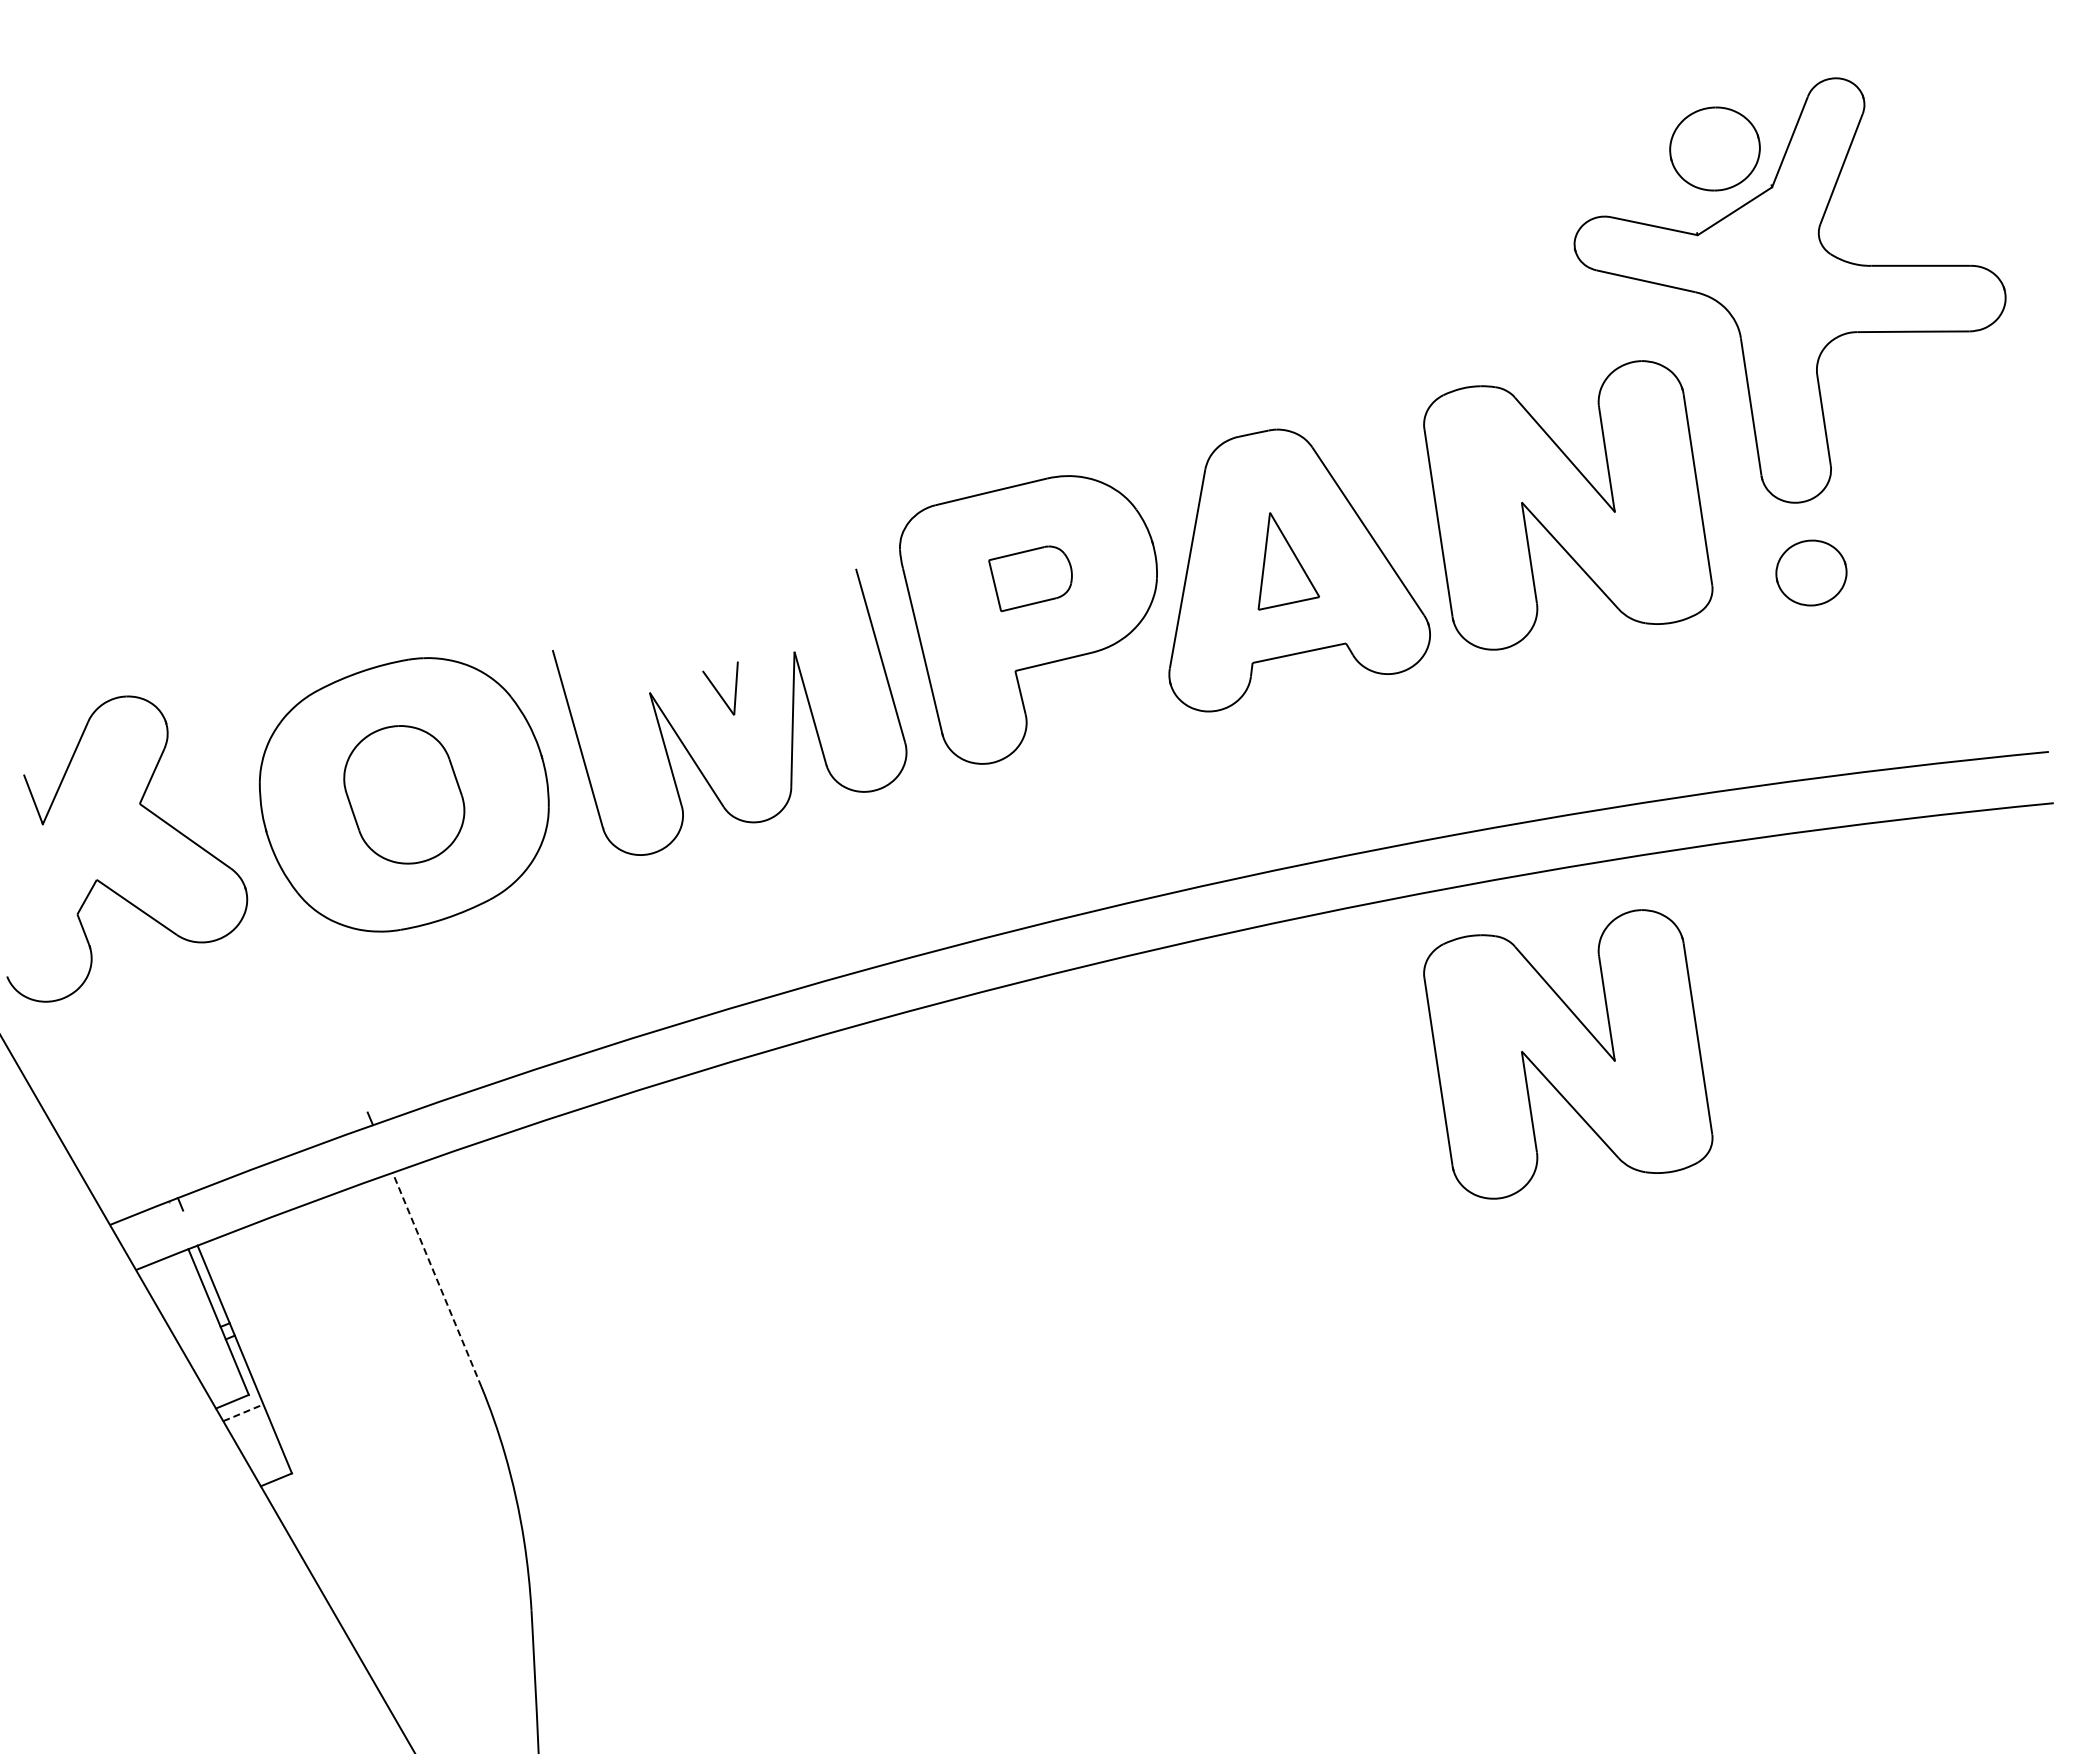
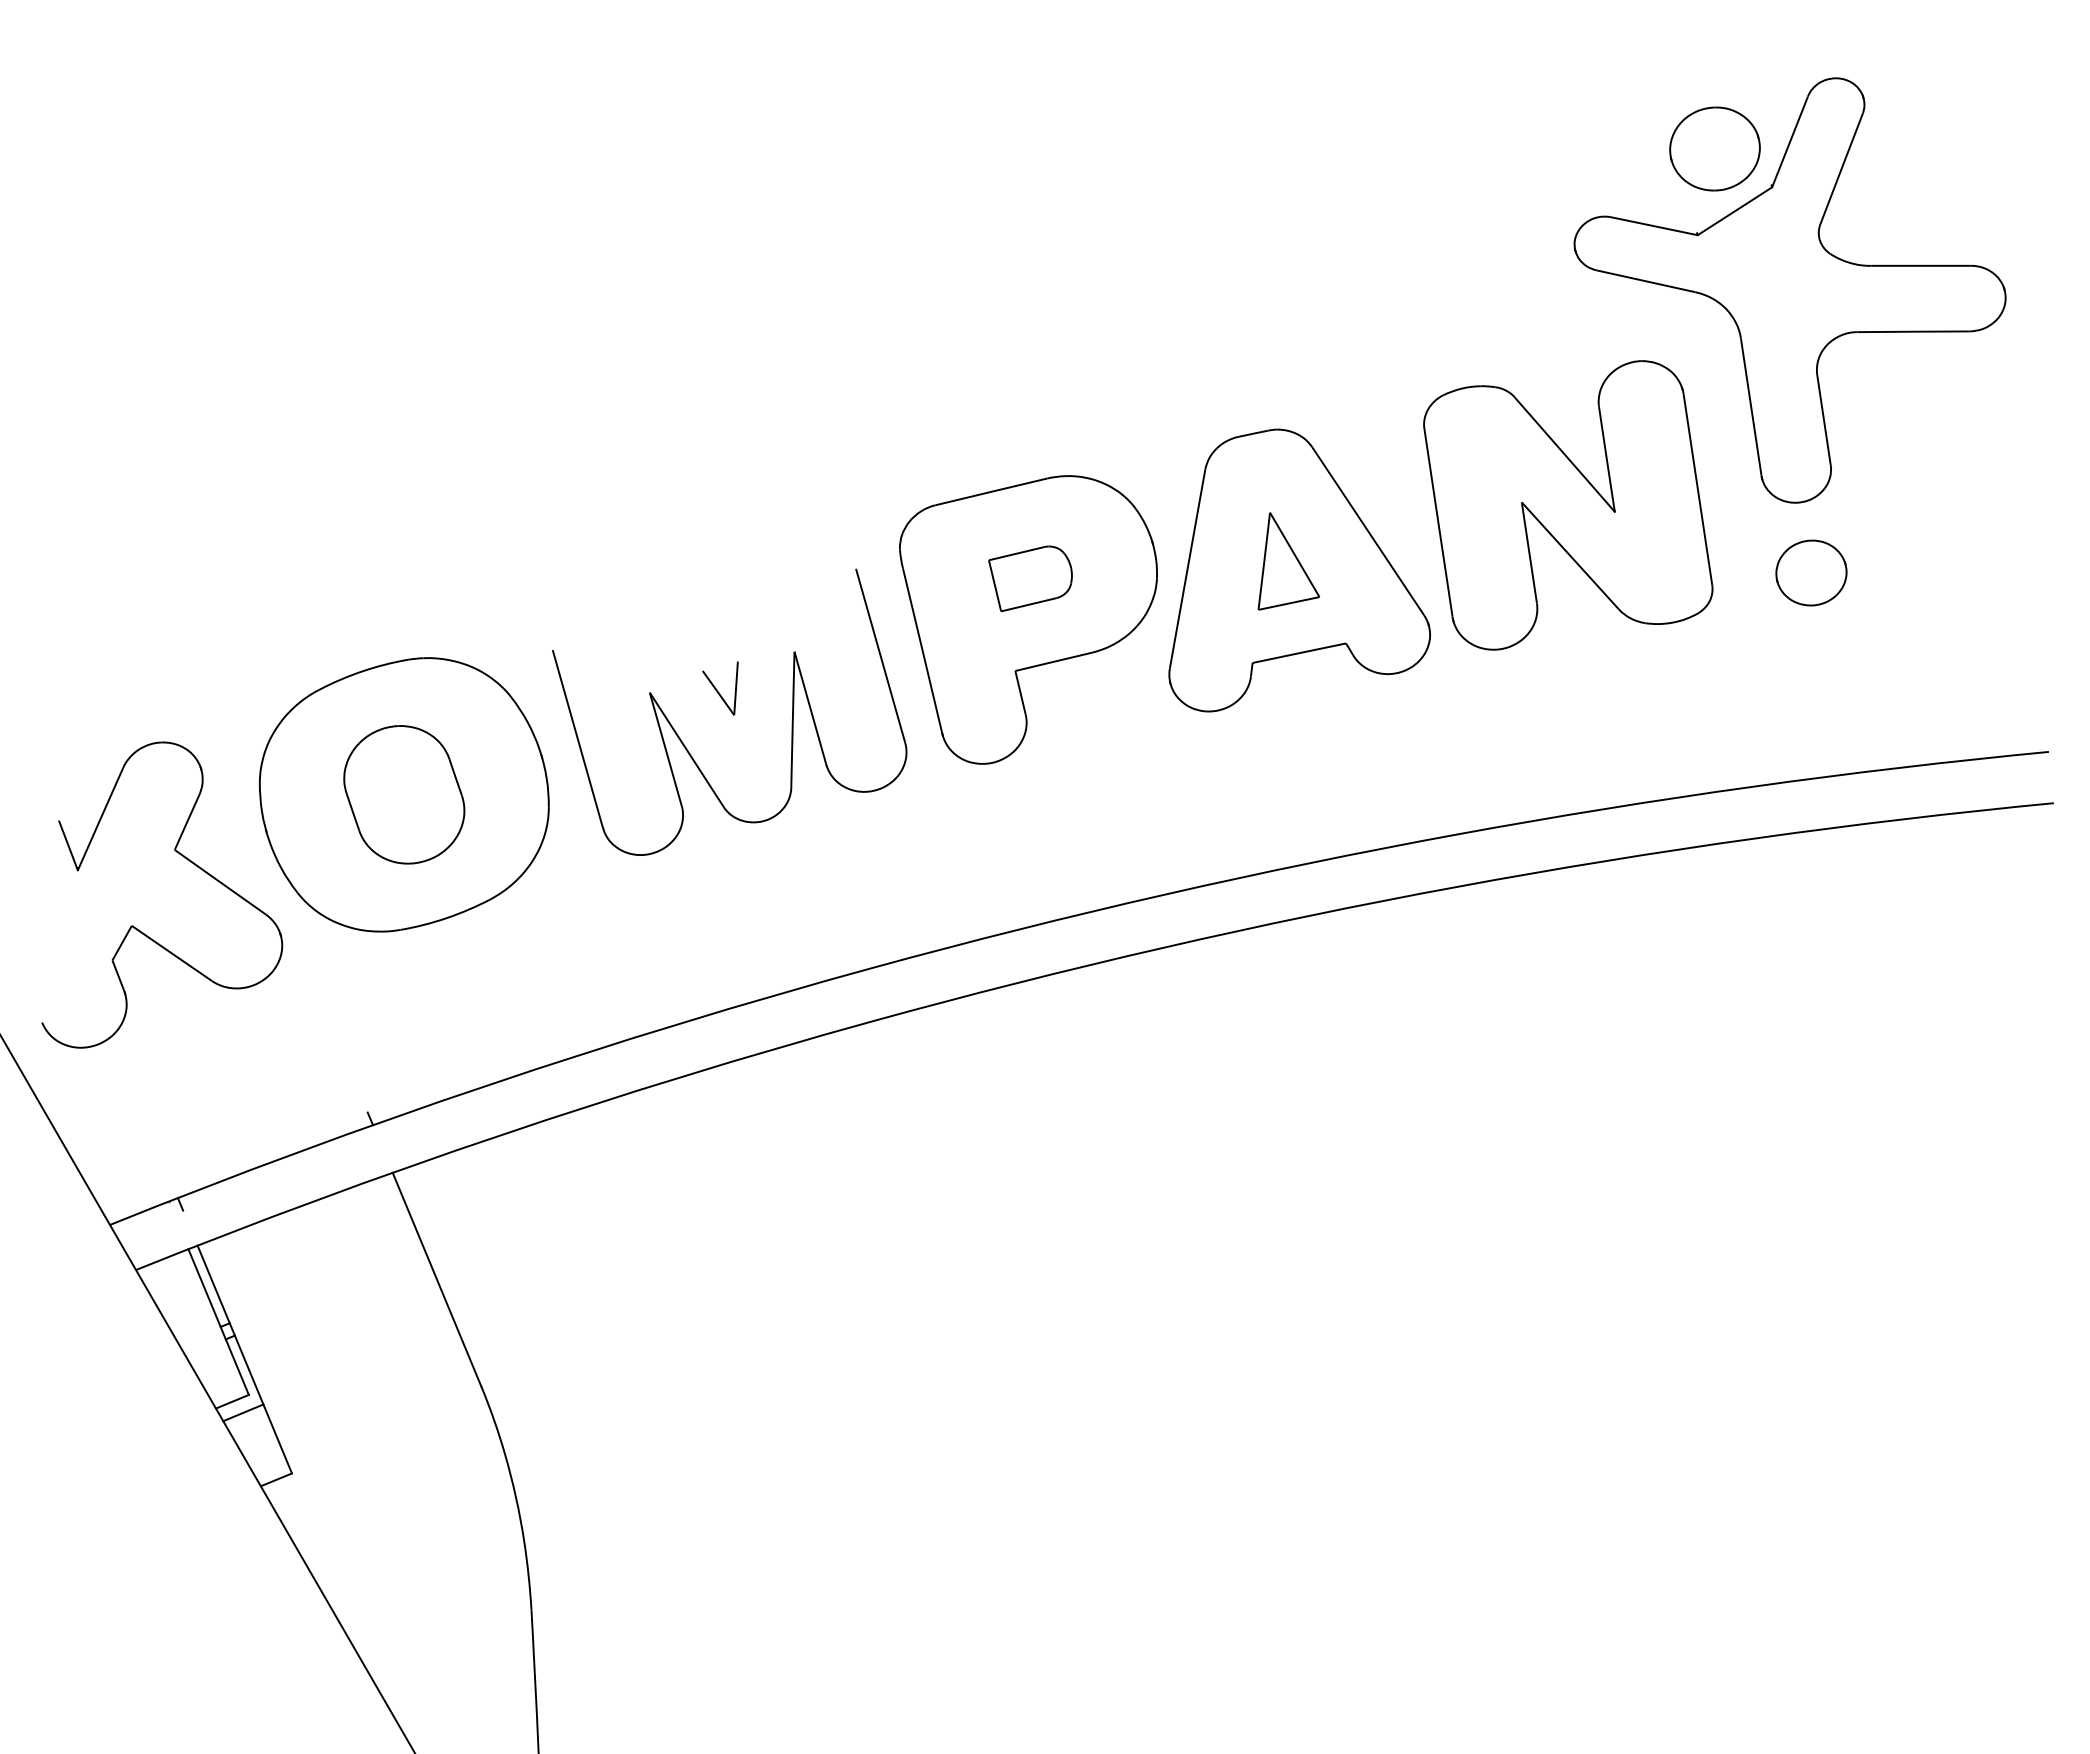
part position: (101, 881) -> (136, 927) (136, 927)
part: present -> none (1568, 1054)
line: dashed -> solid (437, 1279)
line: dashed -> solid (243, 1412)
